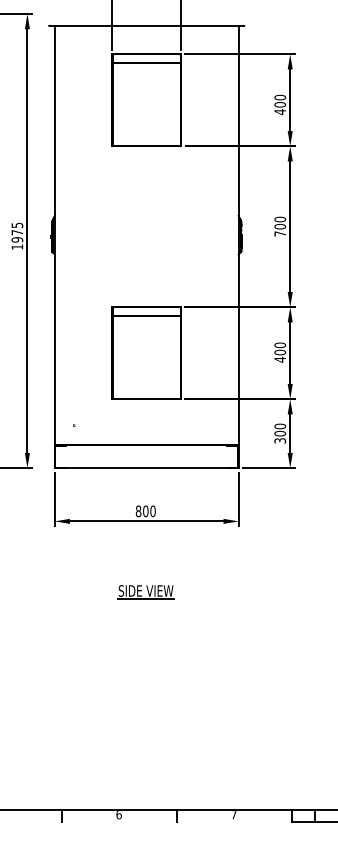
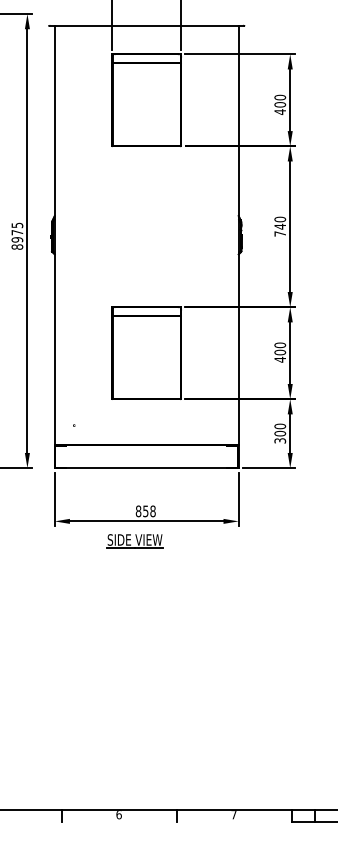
text: 700 -> 740 (280, 226)
text: 1975 -> 8975 (17, 246)
text: 800 -> 858 (149, 511)
part position: (145, 592) -> (134, 541) (134, 541)
